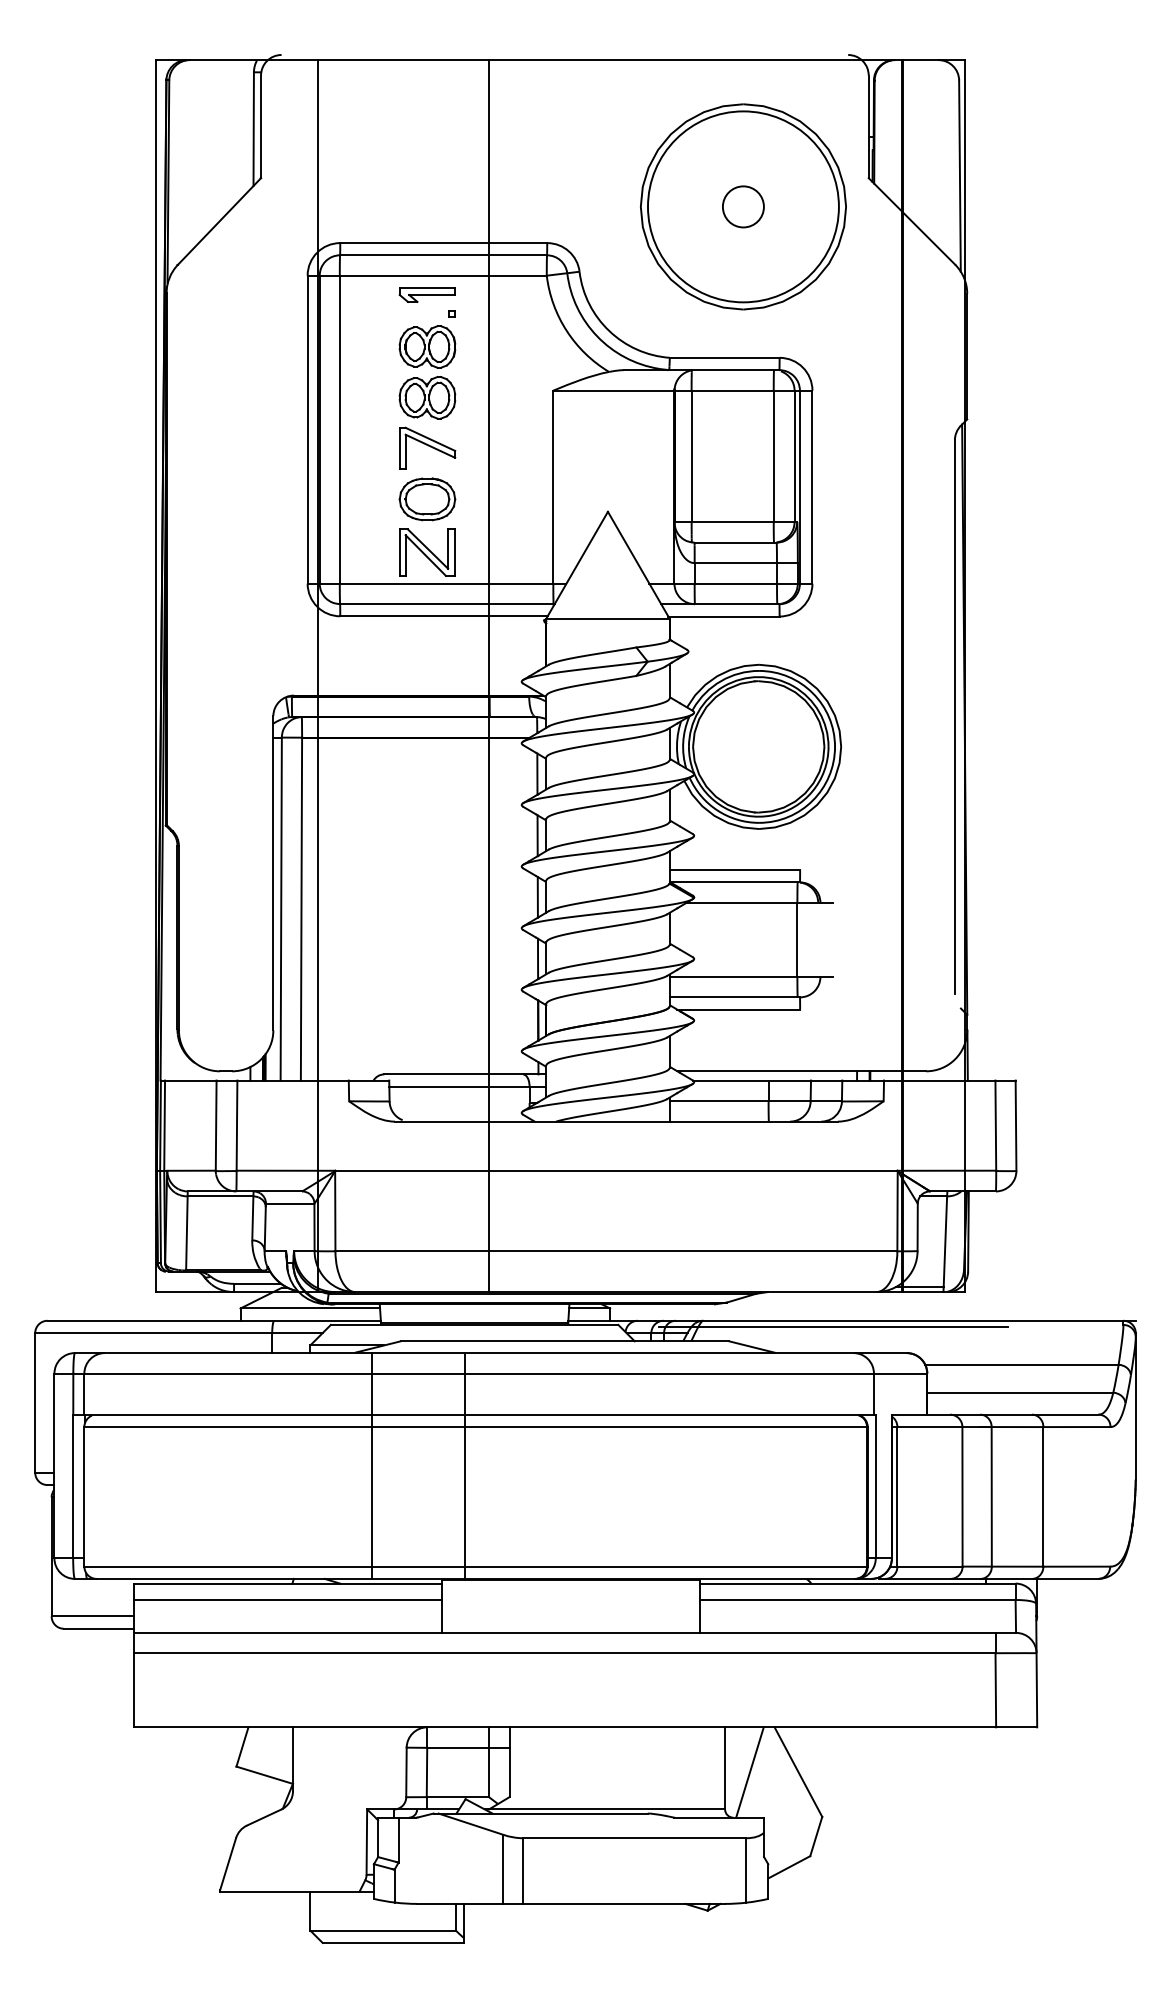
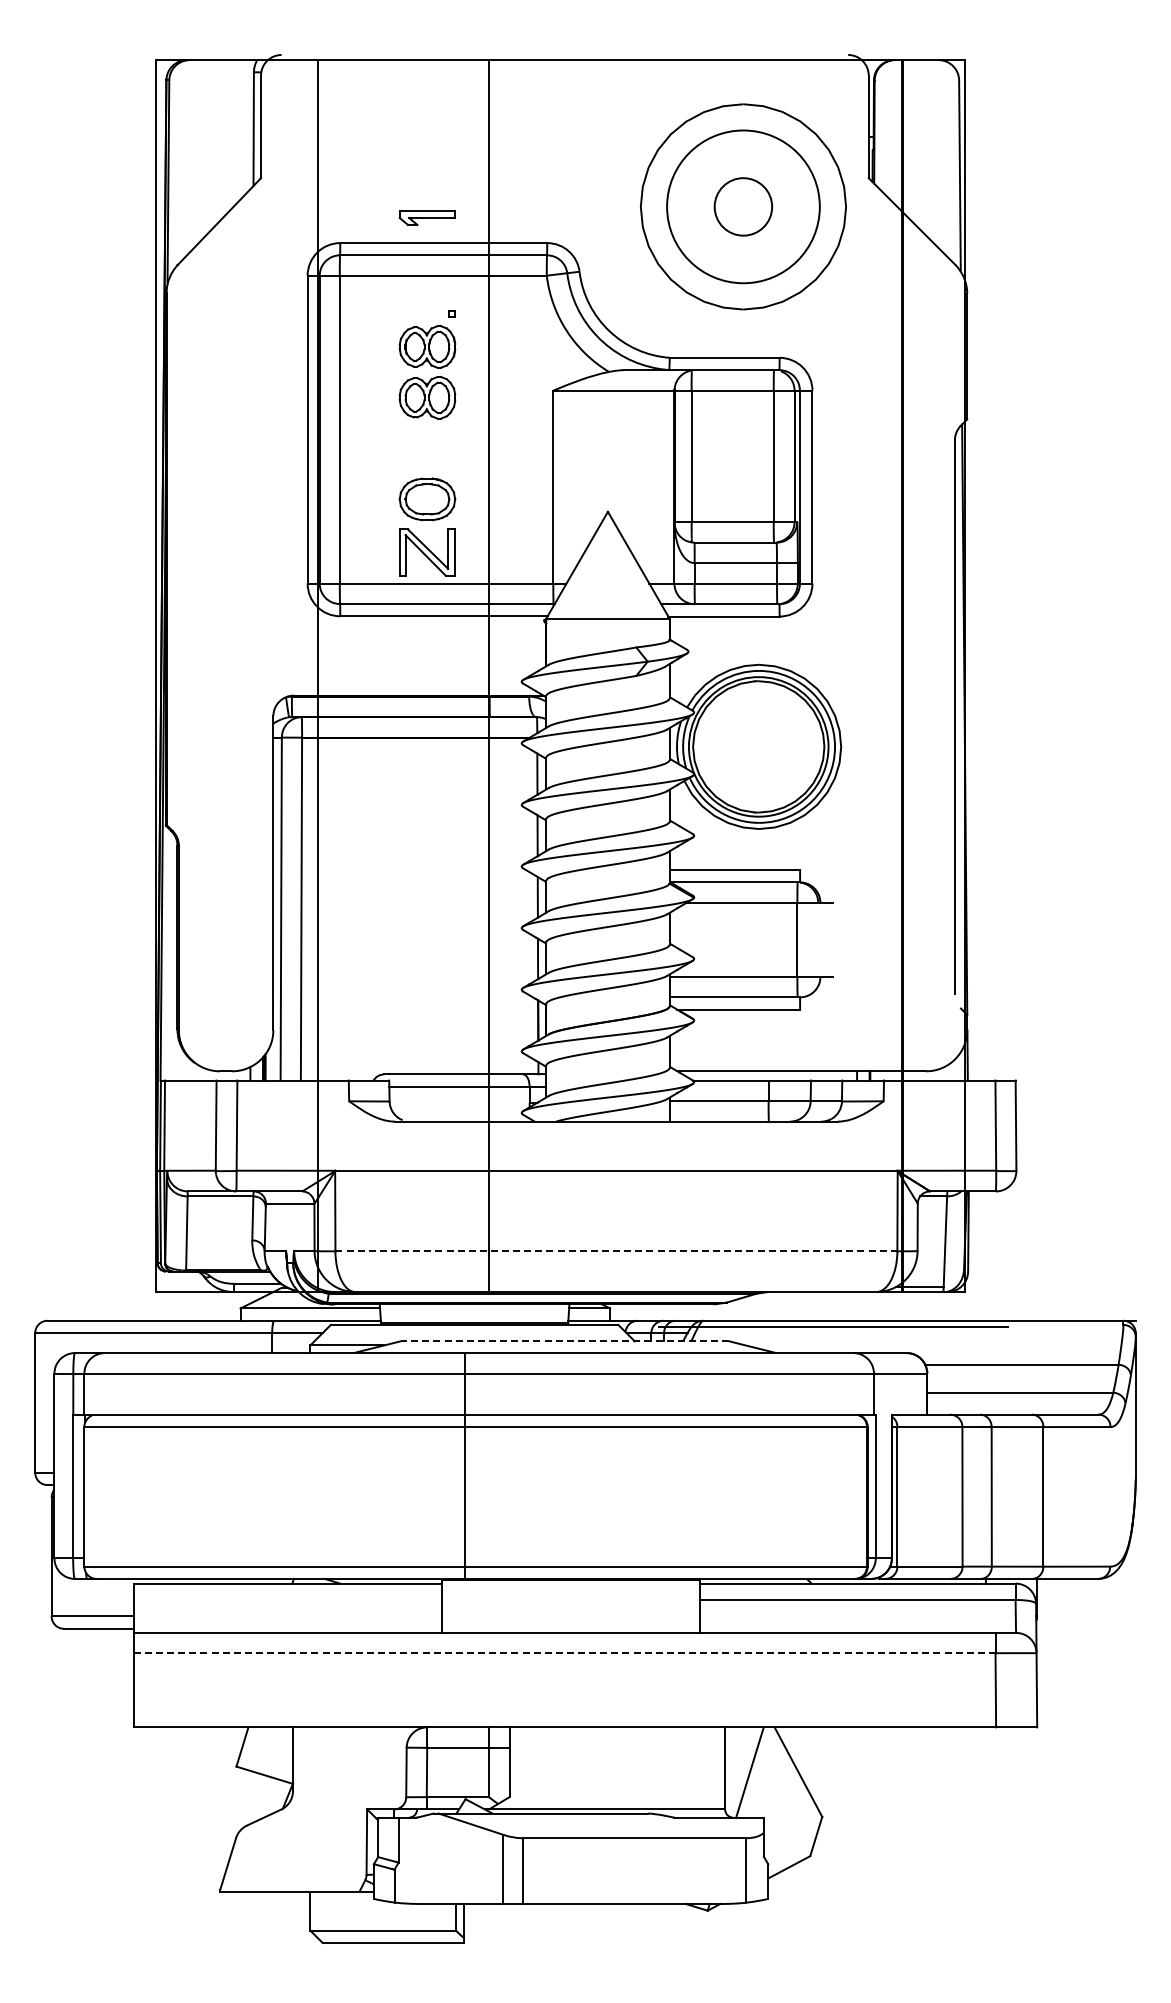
circle diameter: 191 px -> 153 px (743, 206)
circle diameter: 41 px -> 57 px (743, 206)
part position: (426, 294) -> (426, 217) (426, 217)
part: present -> none (427, 447)
line: solid -> dashed (616, 1251)
line: solid -> dashed (564, 1341)
line: present -> none (371, 1465)
line: present -> none (287, 1600)
line: solid -> dashed (564, 1653)
